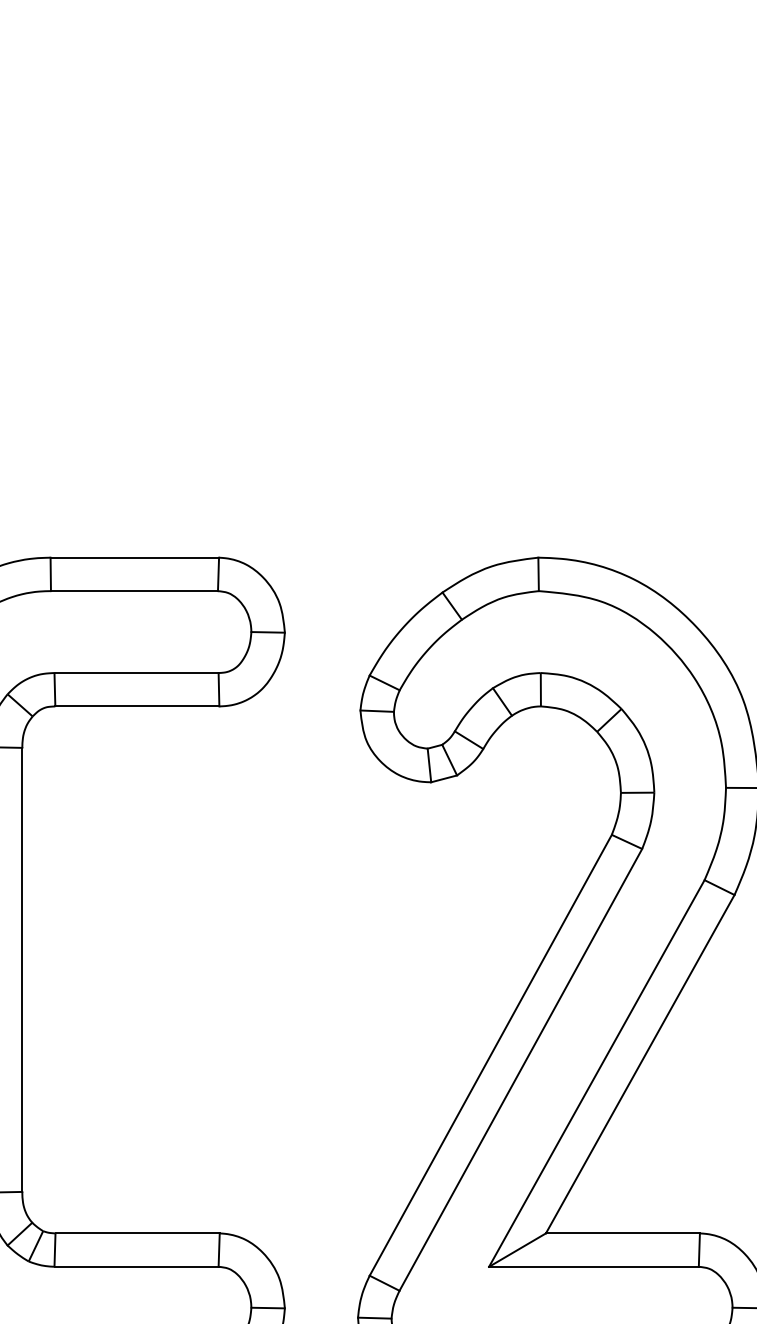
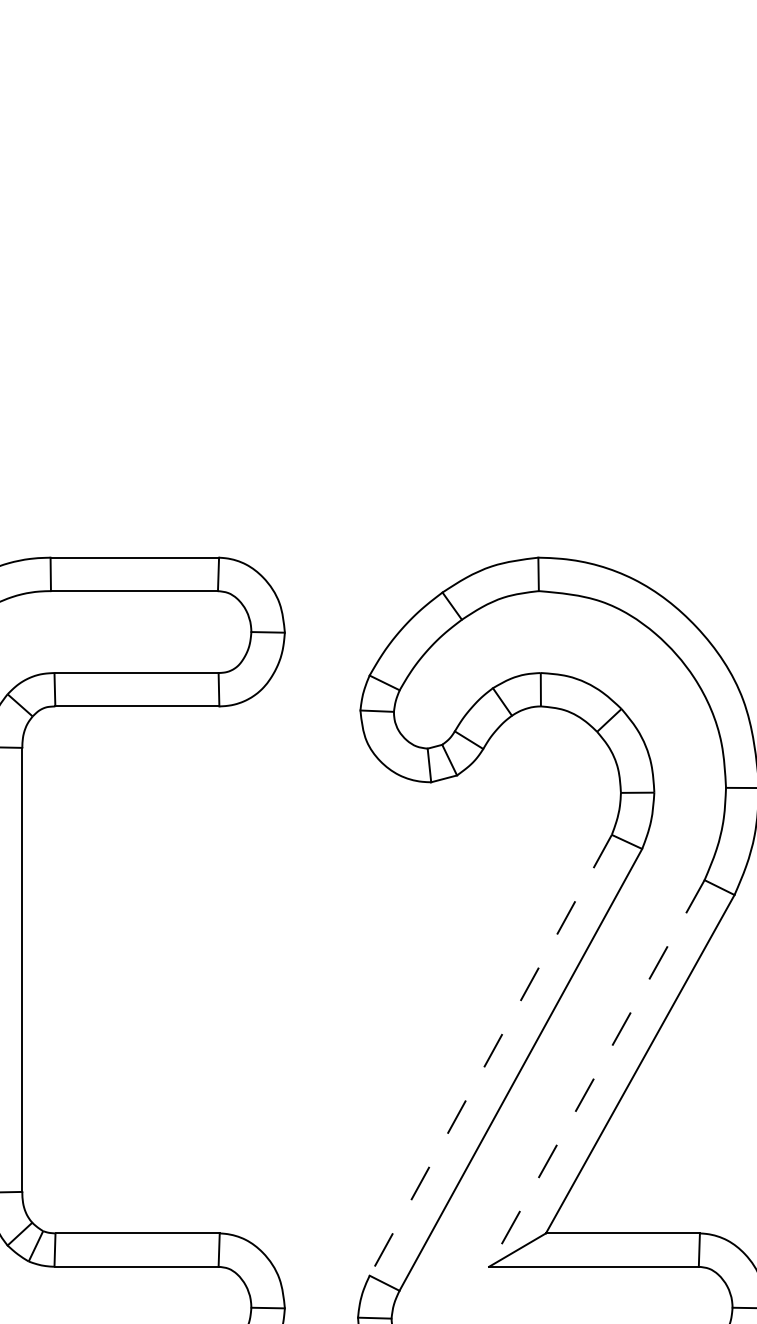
line: solid -> dashed (490, 1055)
line: solid -> dashed (596, 1073)
